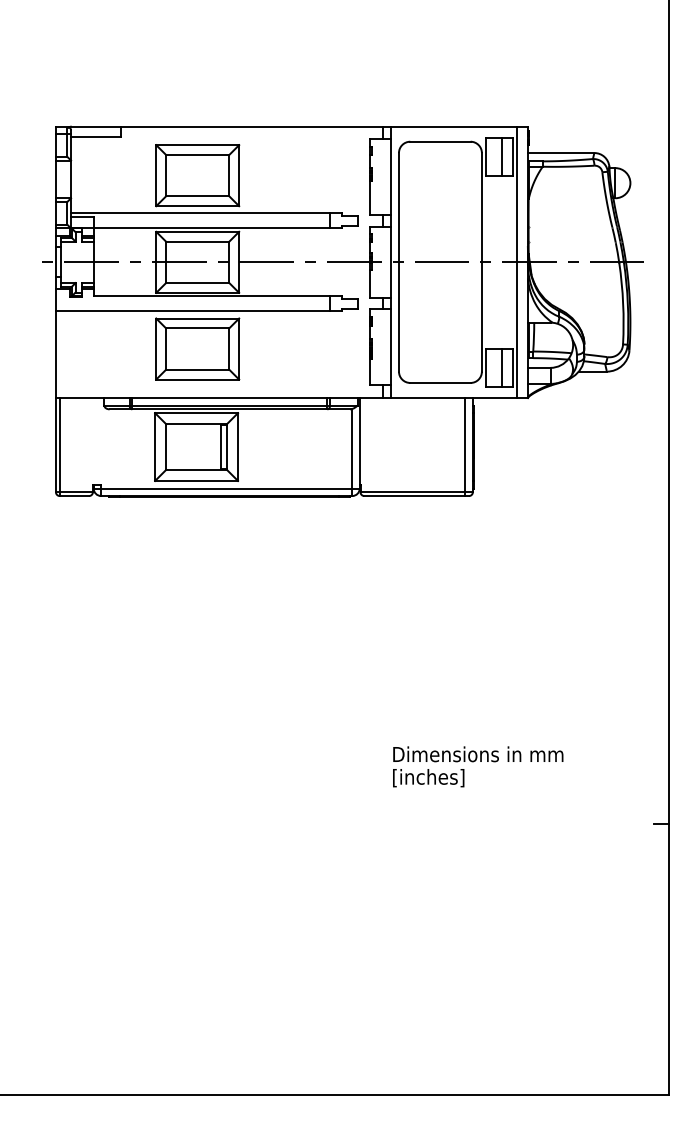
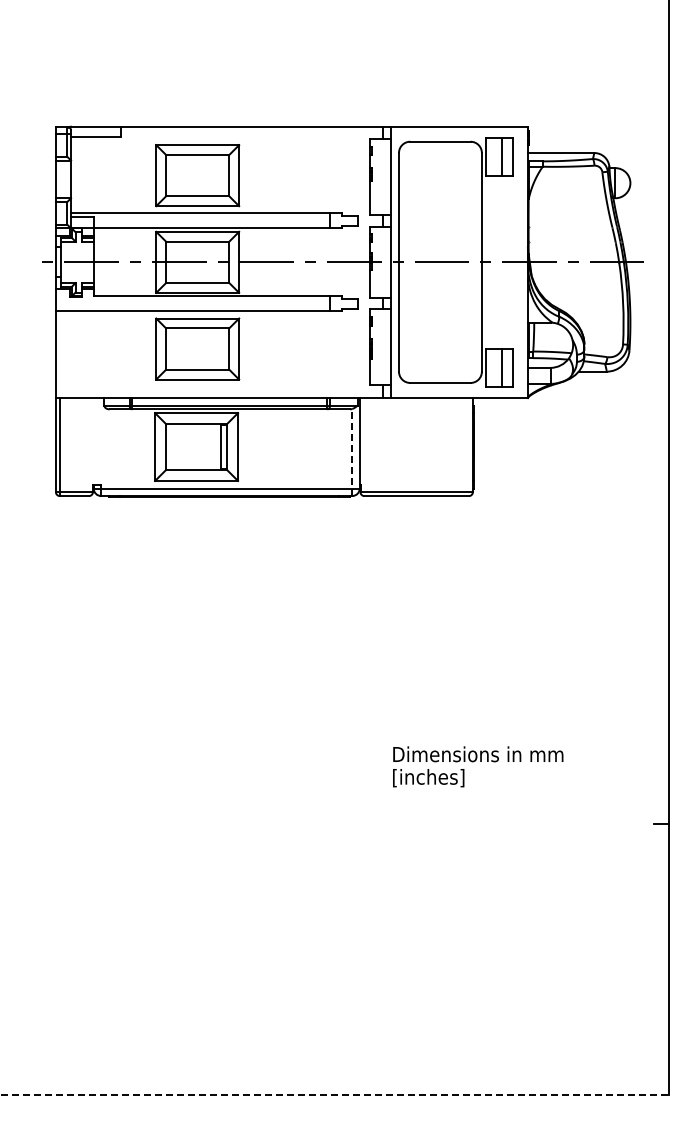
line: present -> none (516, 262)
line: present -> none (465, 447)
line: solid -> dashed (352, 452)
line: solid -> dashed (335, 1095)
